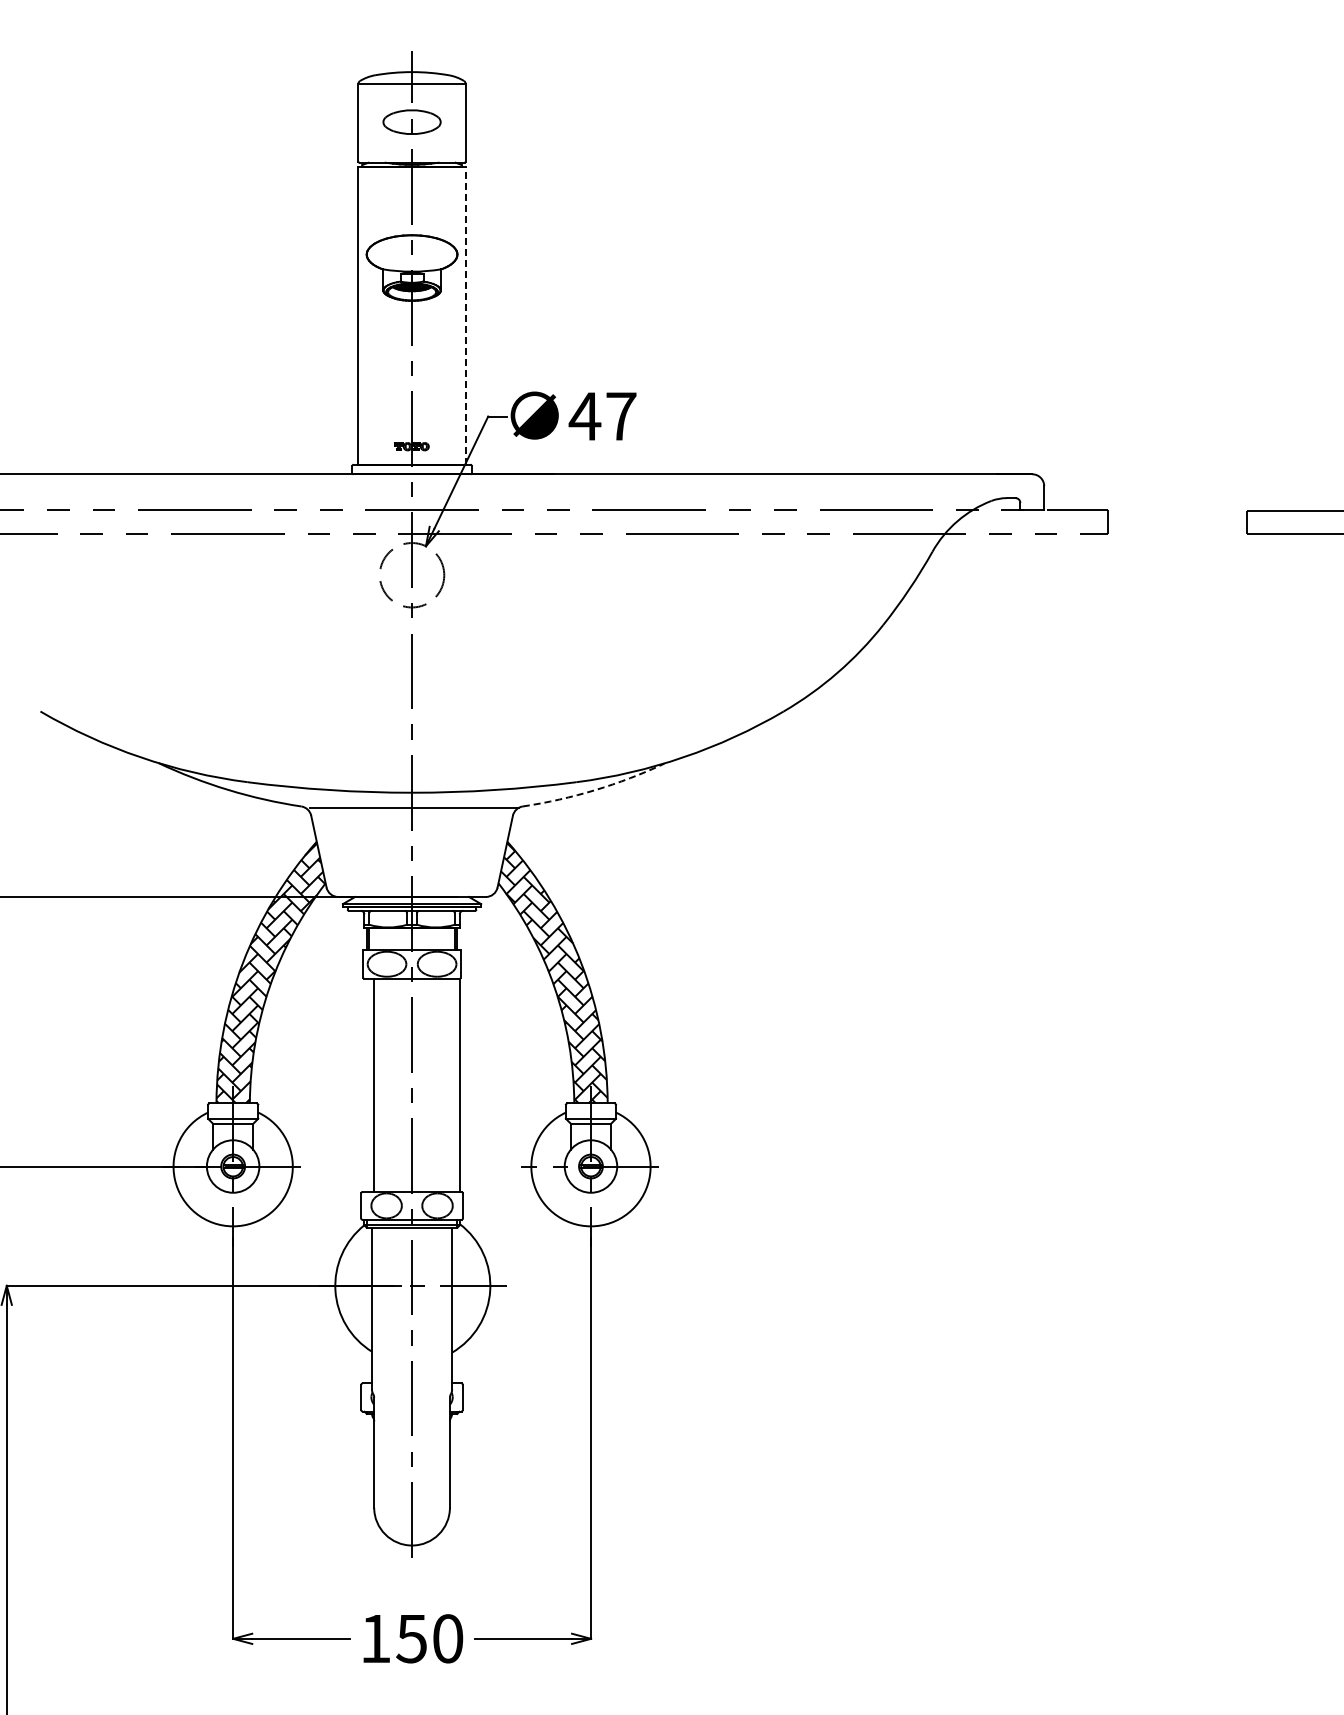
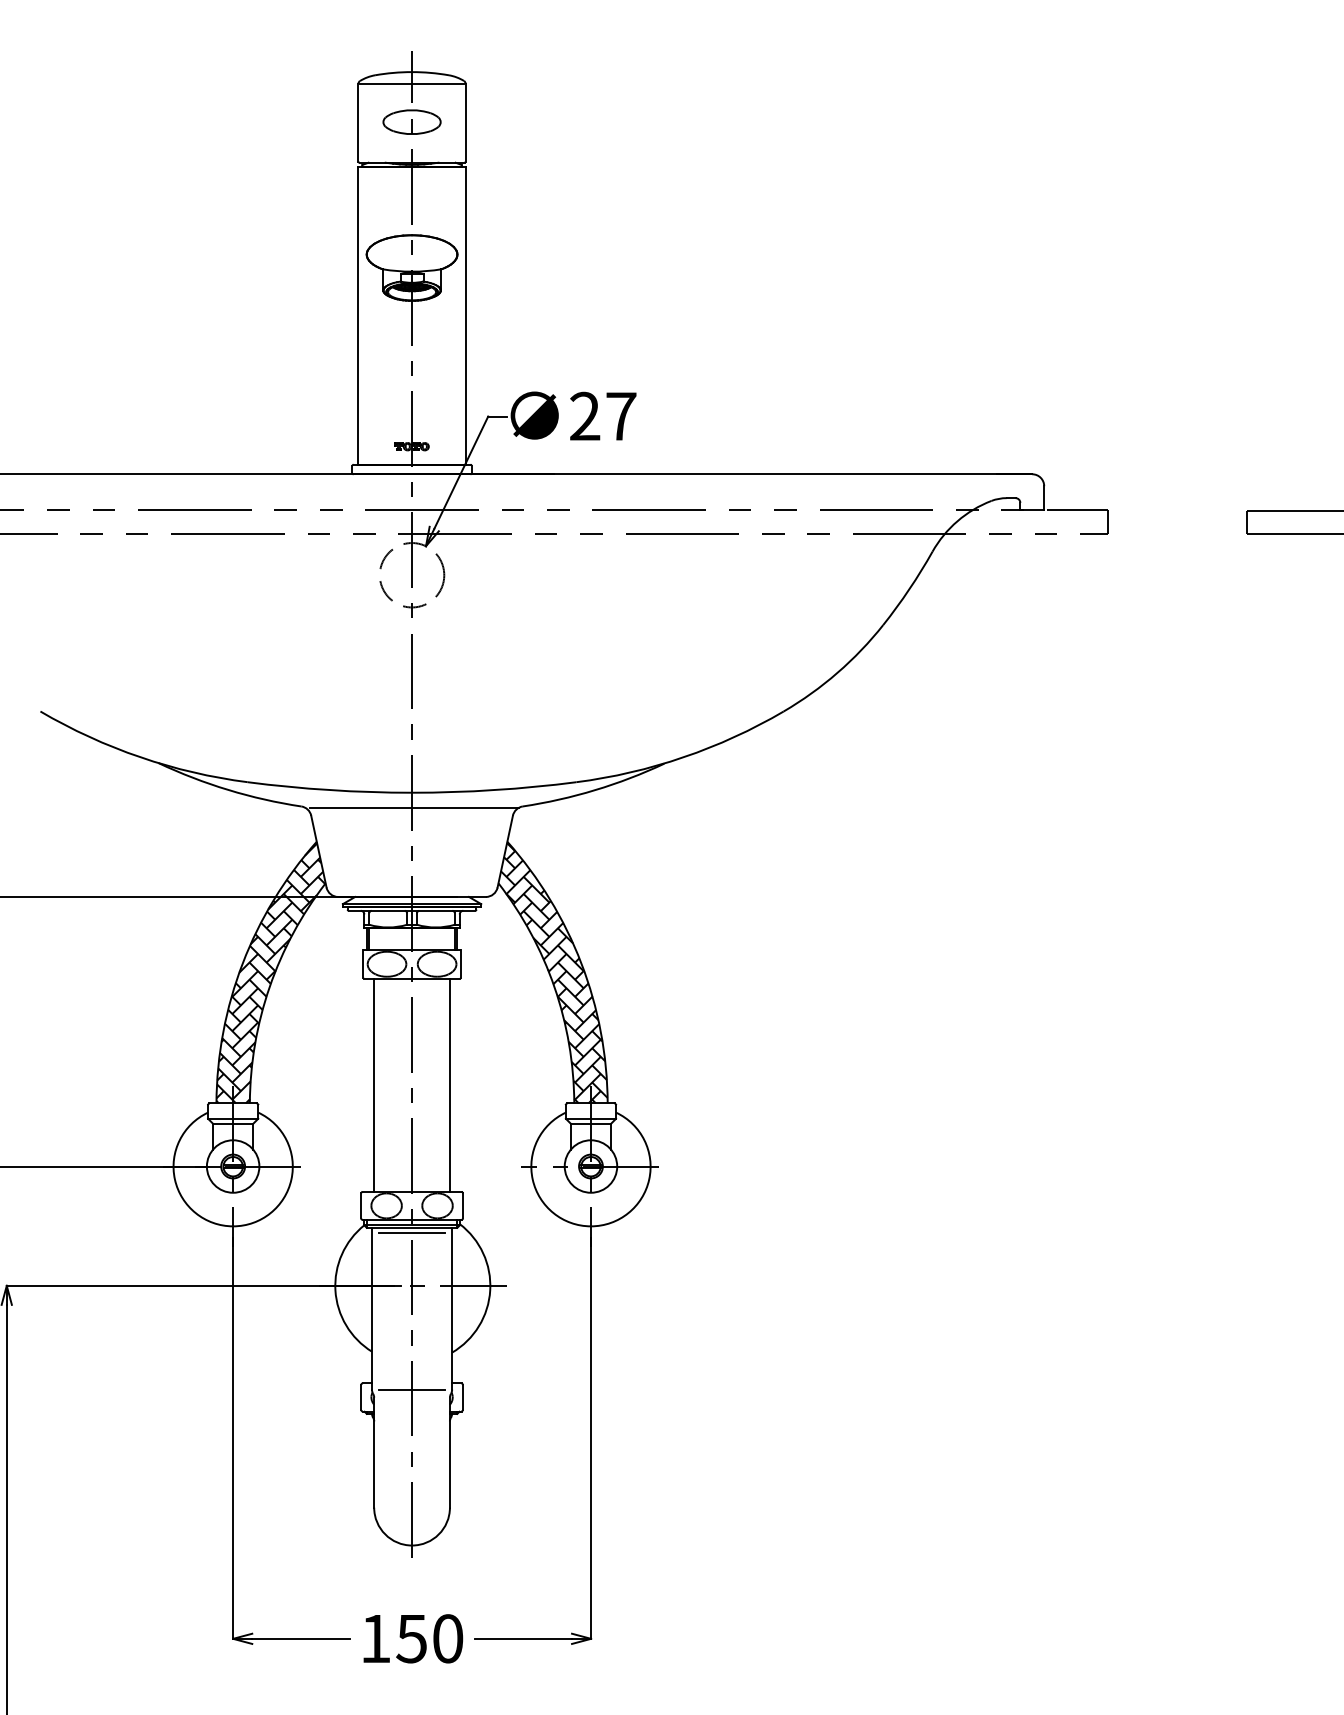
line: dashed -> solid (465, 315)
text: 47 -> 27 (584, 415)
arc: dashed -> solid (595, 790)
line position: (459, 1084) -> (449, 1084) (449, 1084)
line: none -> present (411, 1233)
line: none -> present (411, 1389)
